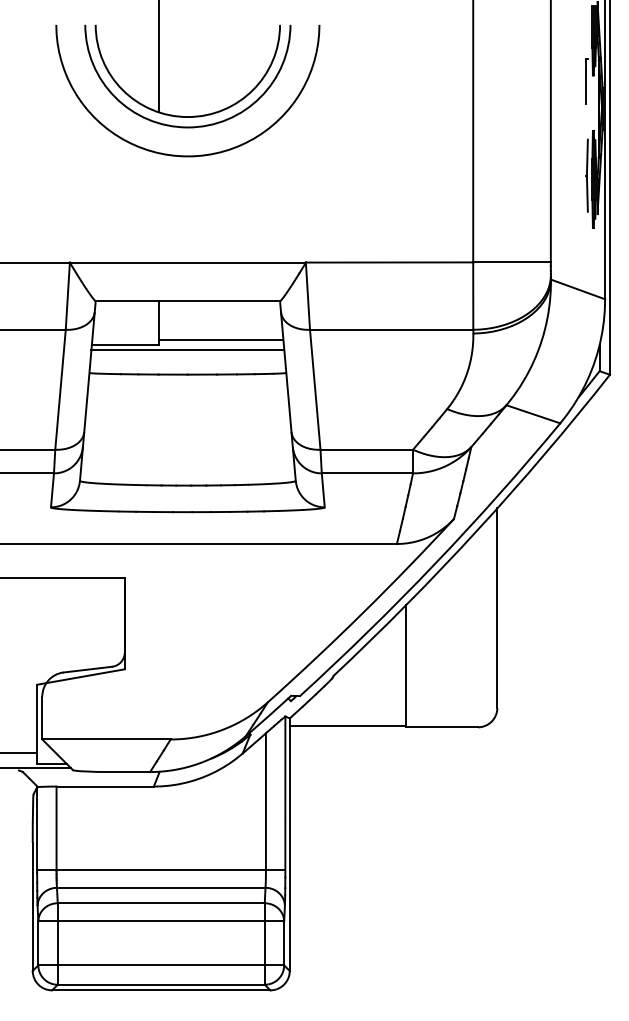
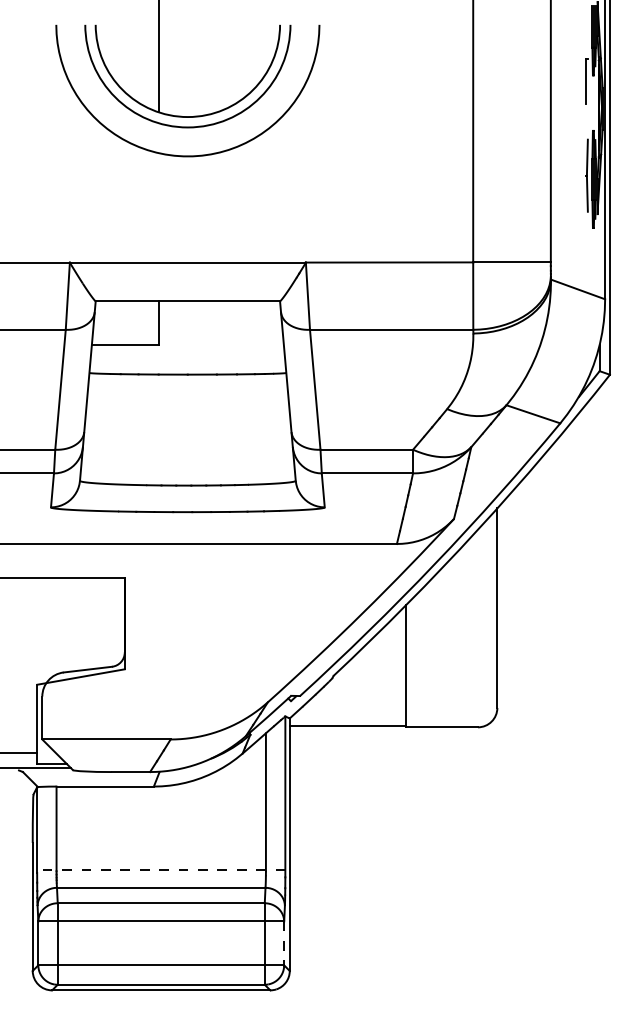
line: present -> none (220, 339)
line: present -> none (187, 349)
line: solid -> dashed (160, 869)
line: solid -> dashed (284, 943)
